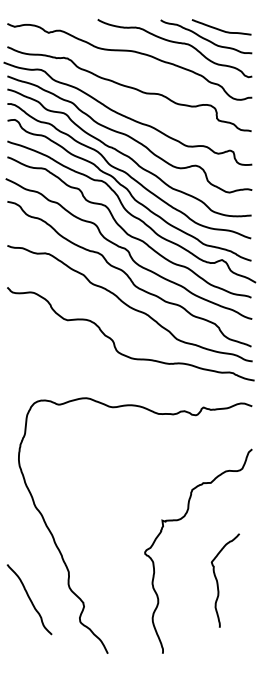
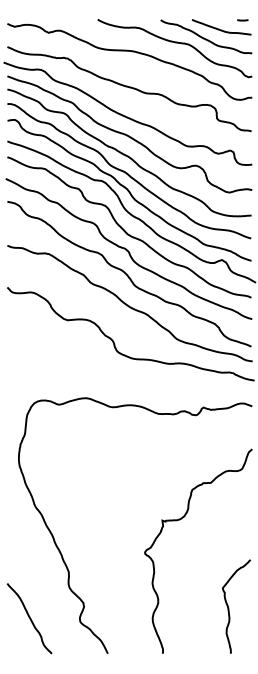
curve: none -> present (242, 20)
curve position: (218, 582) -> (229, 608) (229, 608)
curve position: (29, 599) -> (29, 618) (29, 618)
